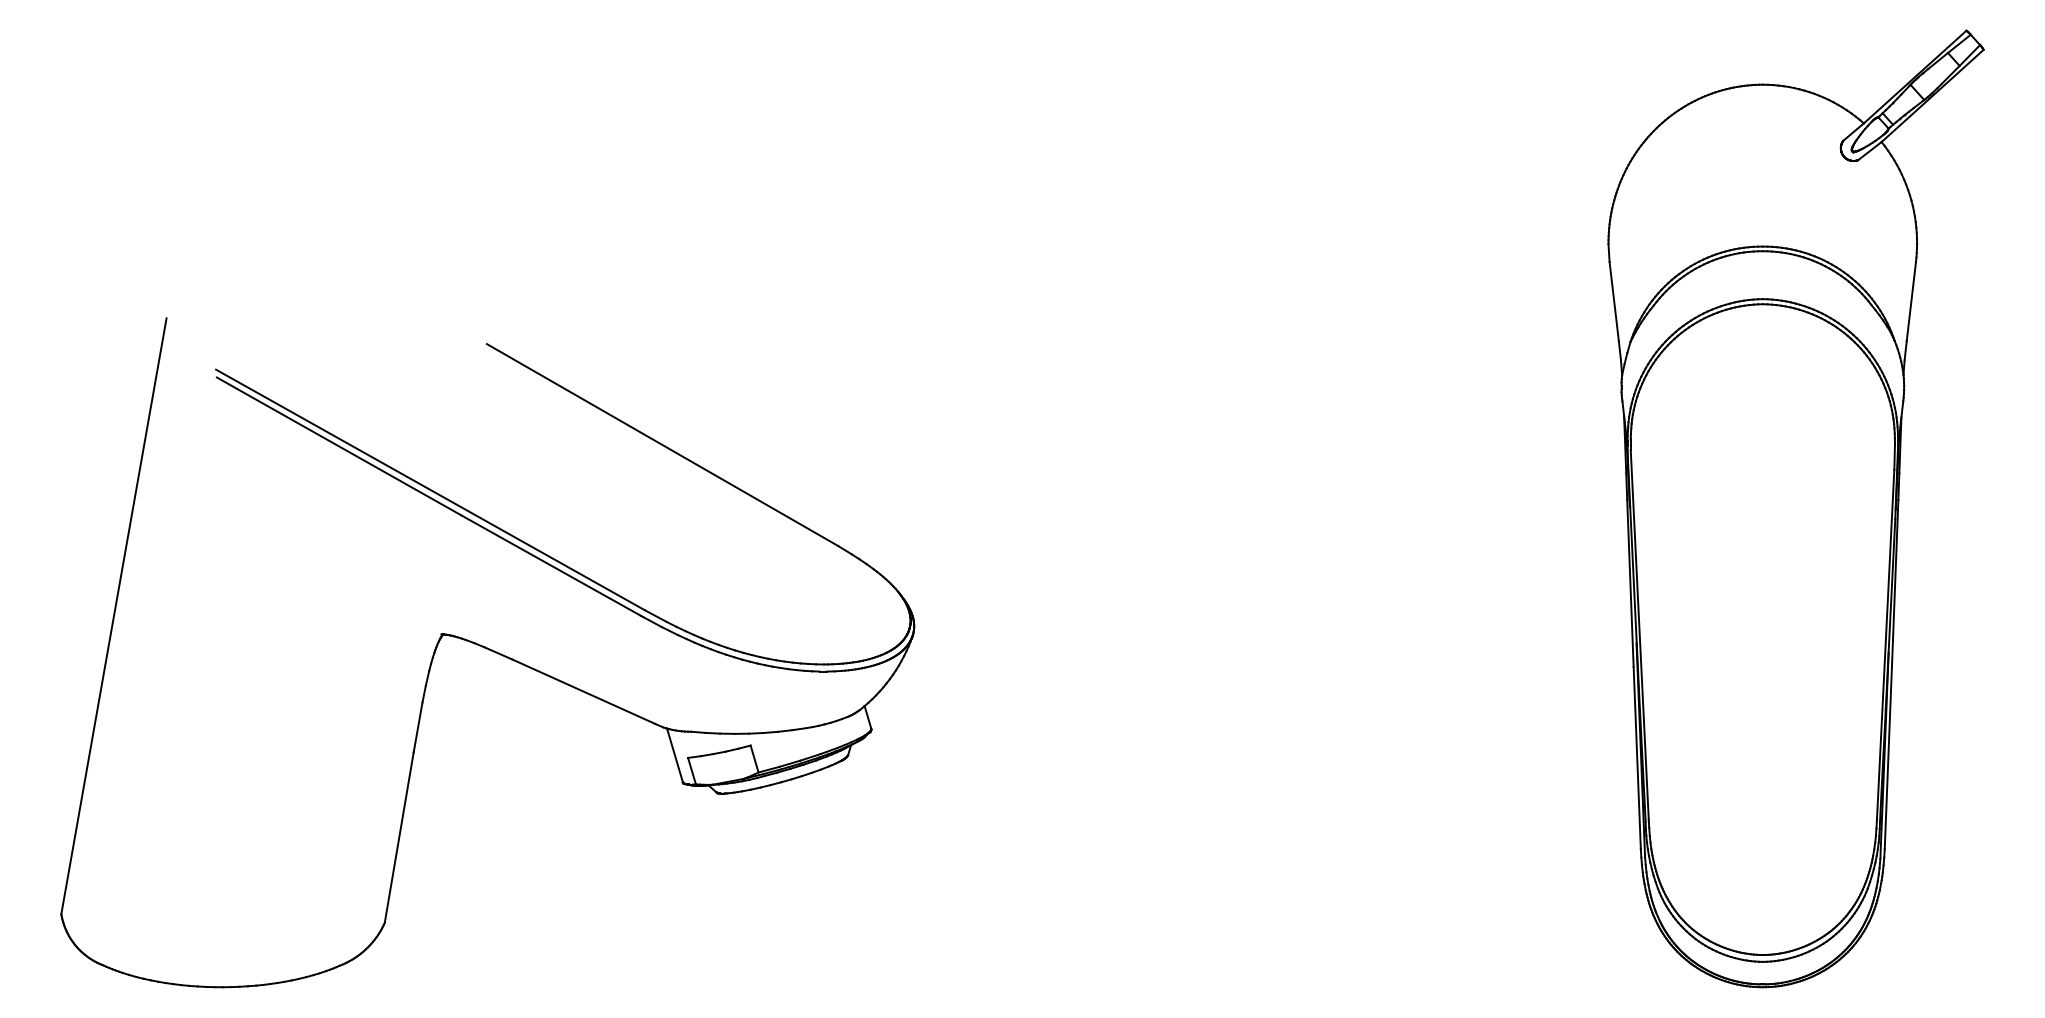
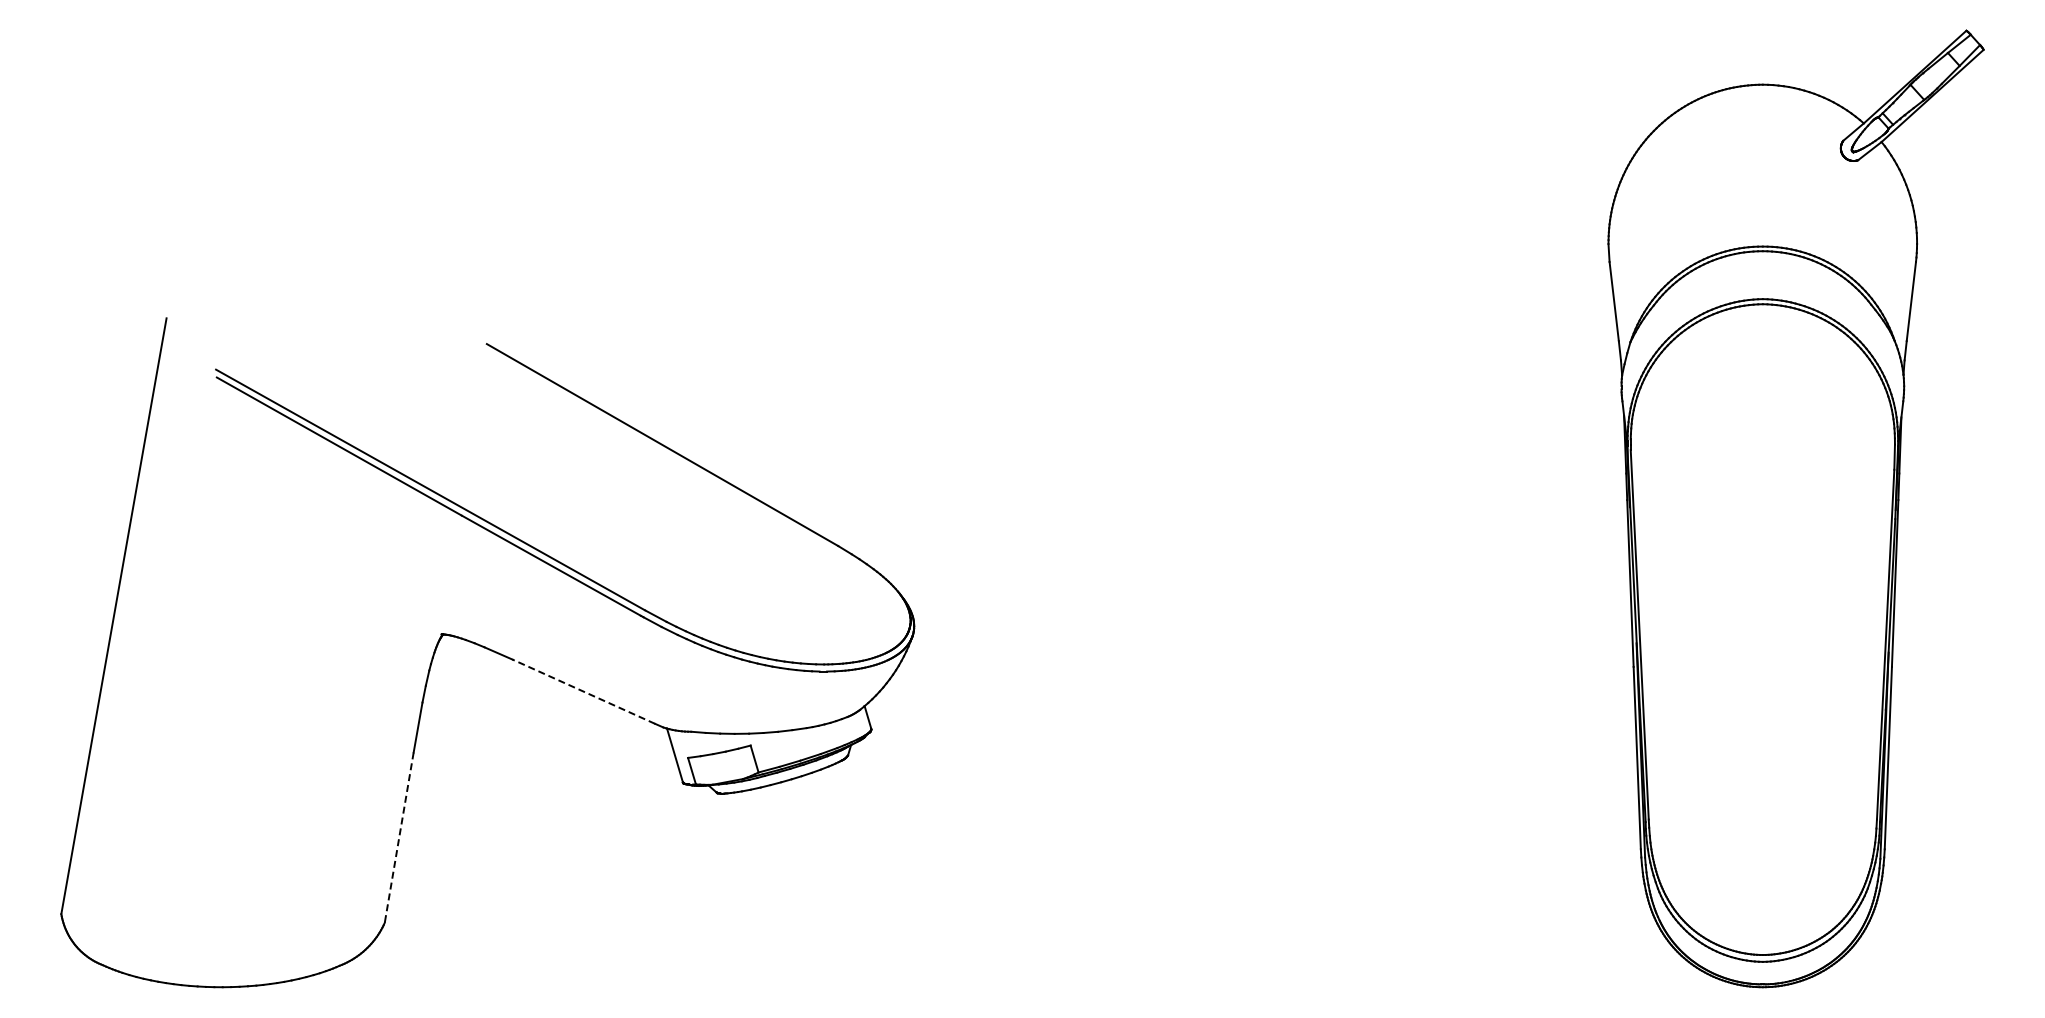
line: solid -> dashed (583, 691)
line: solid -> dashed (399, 838)
